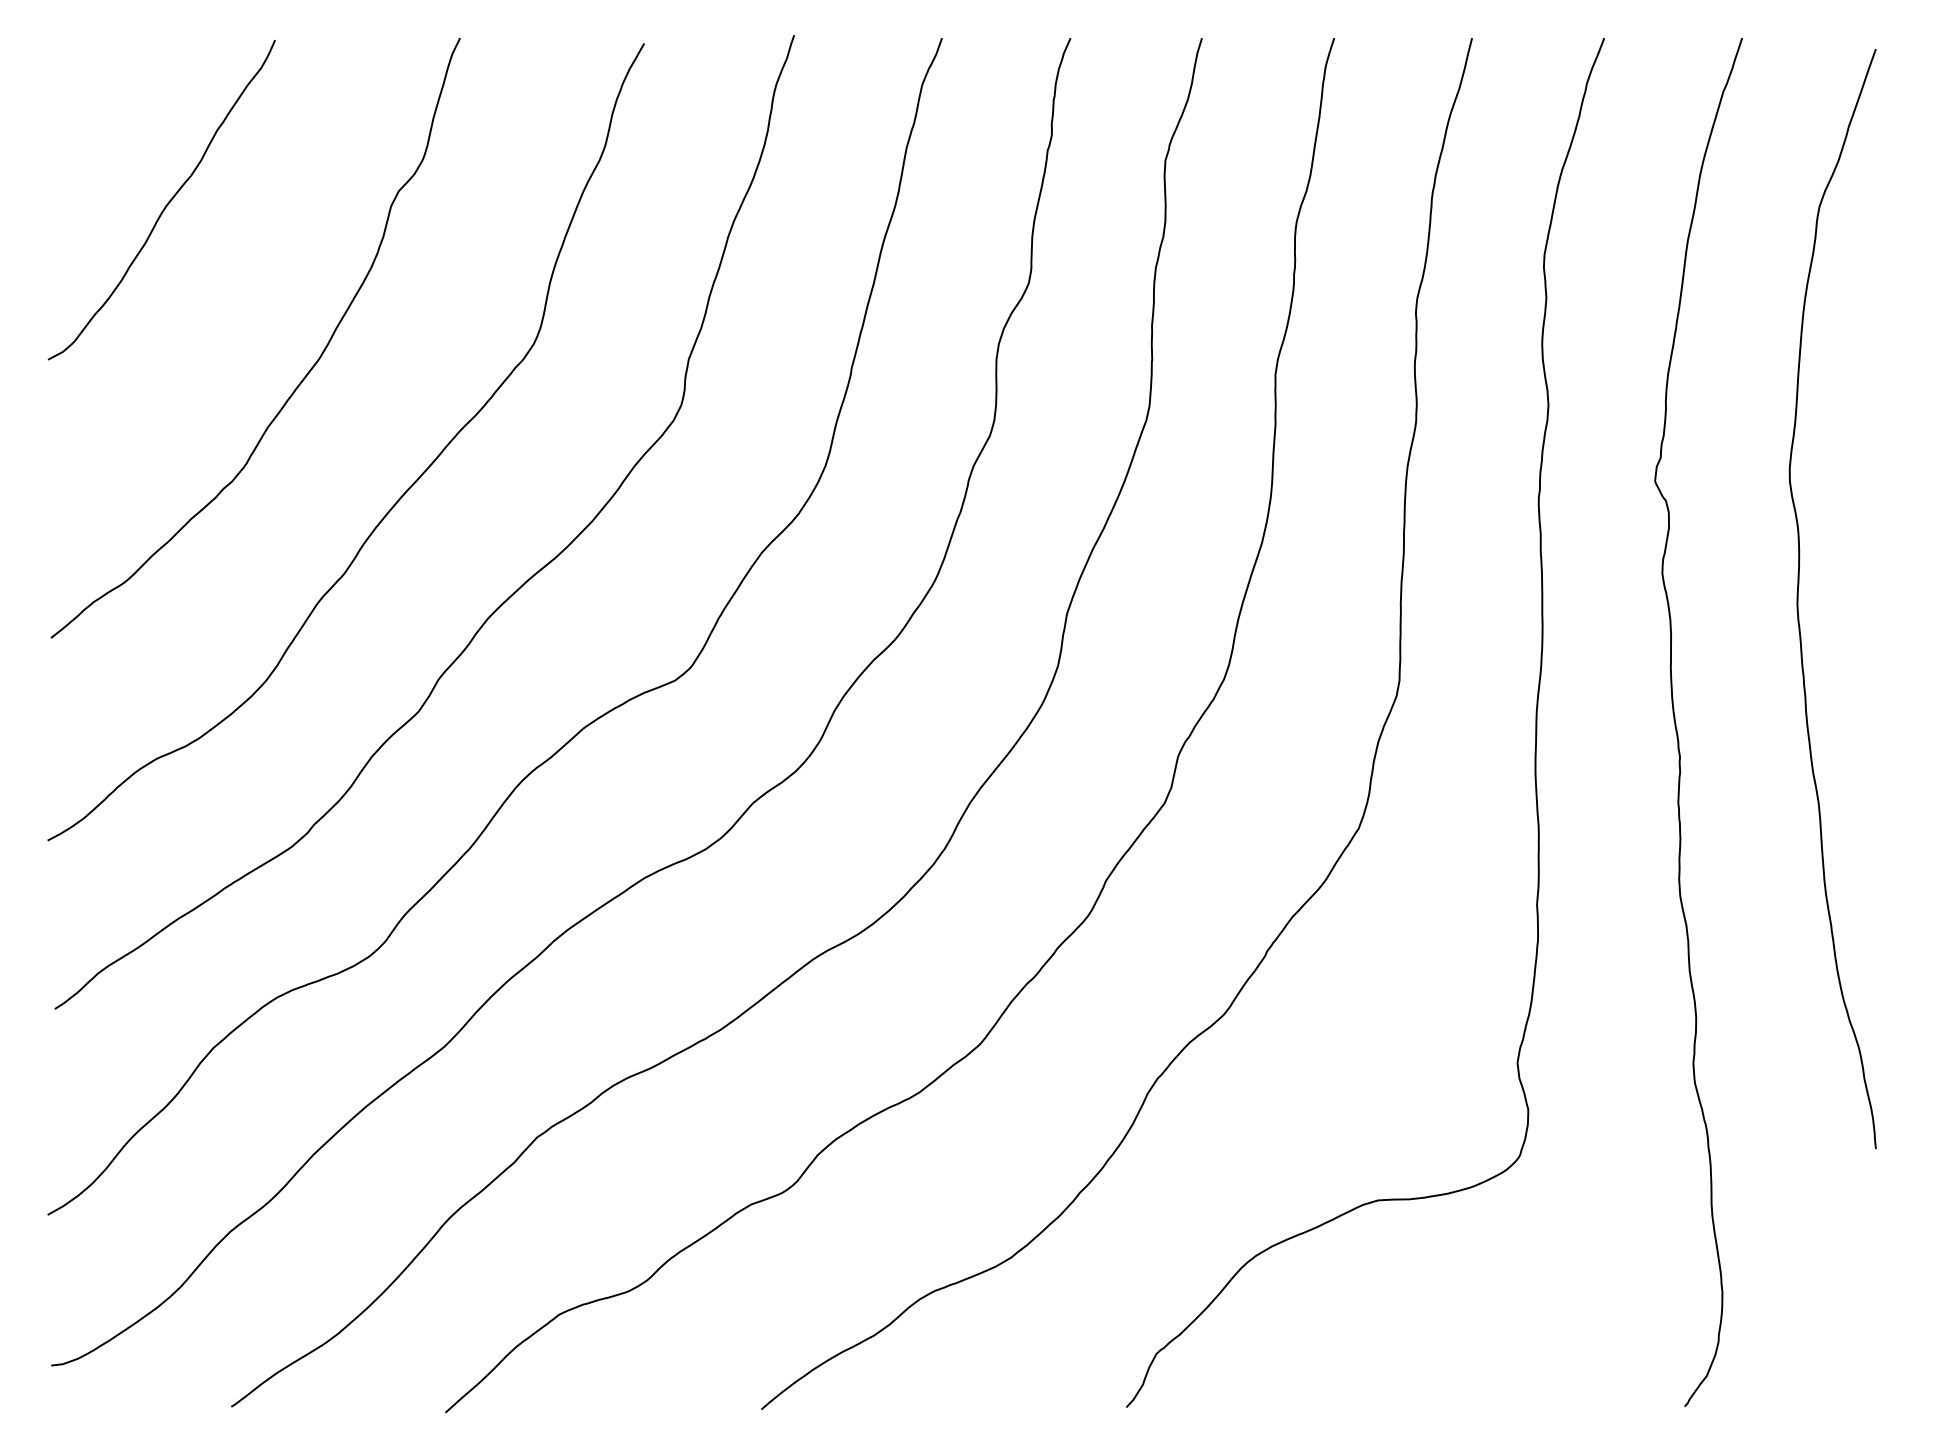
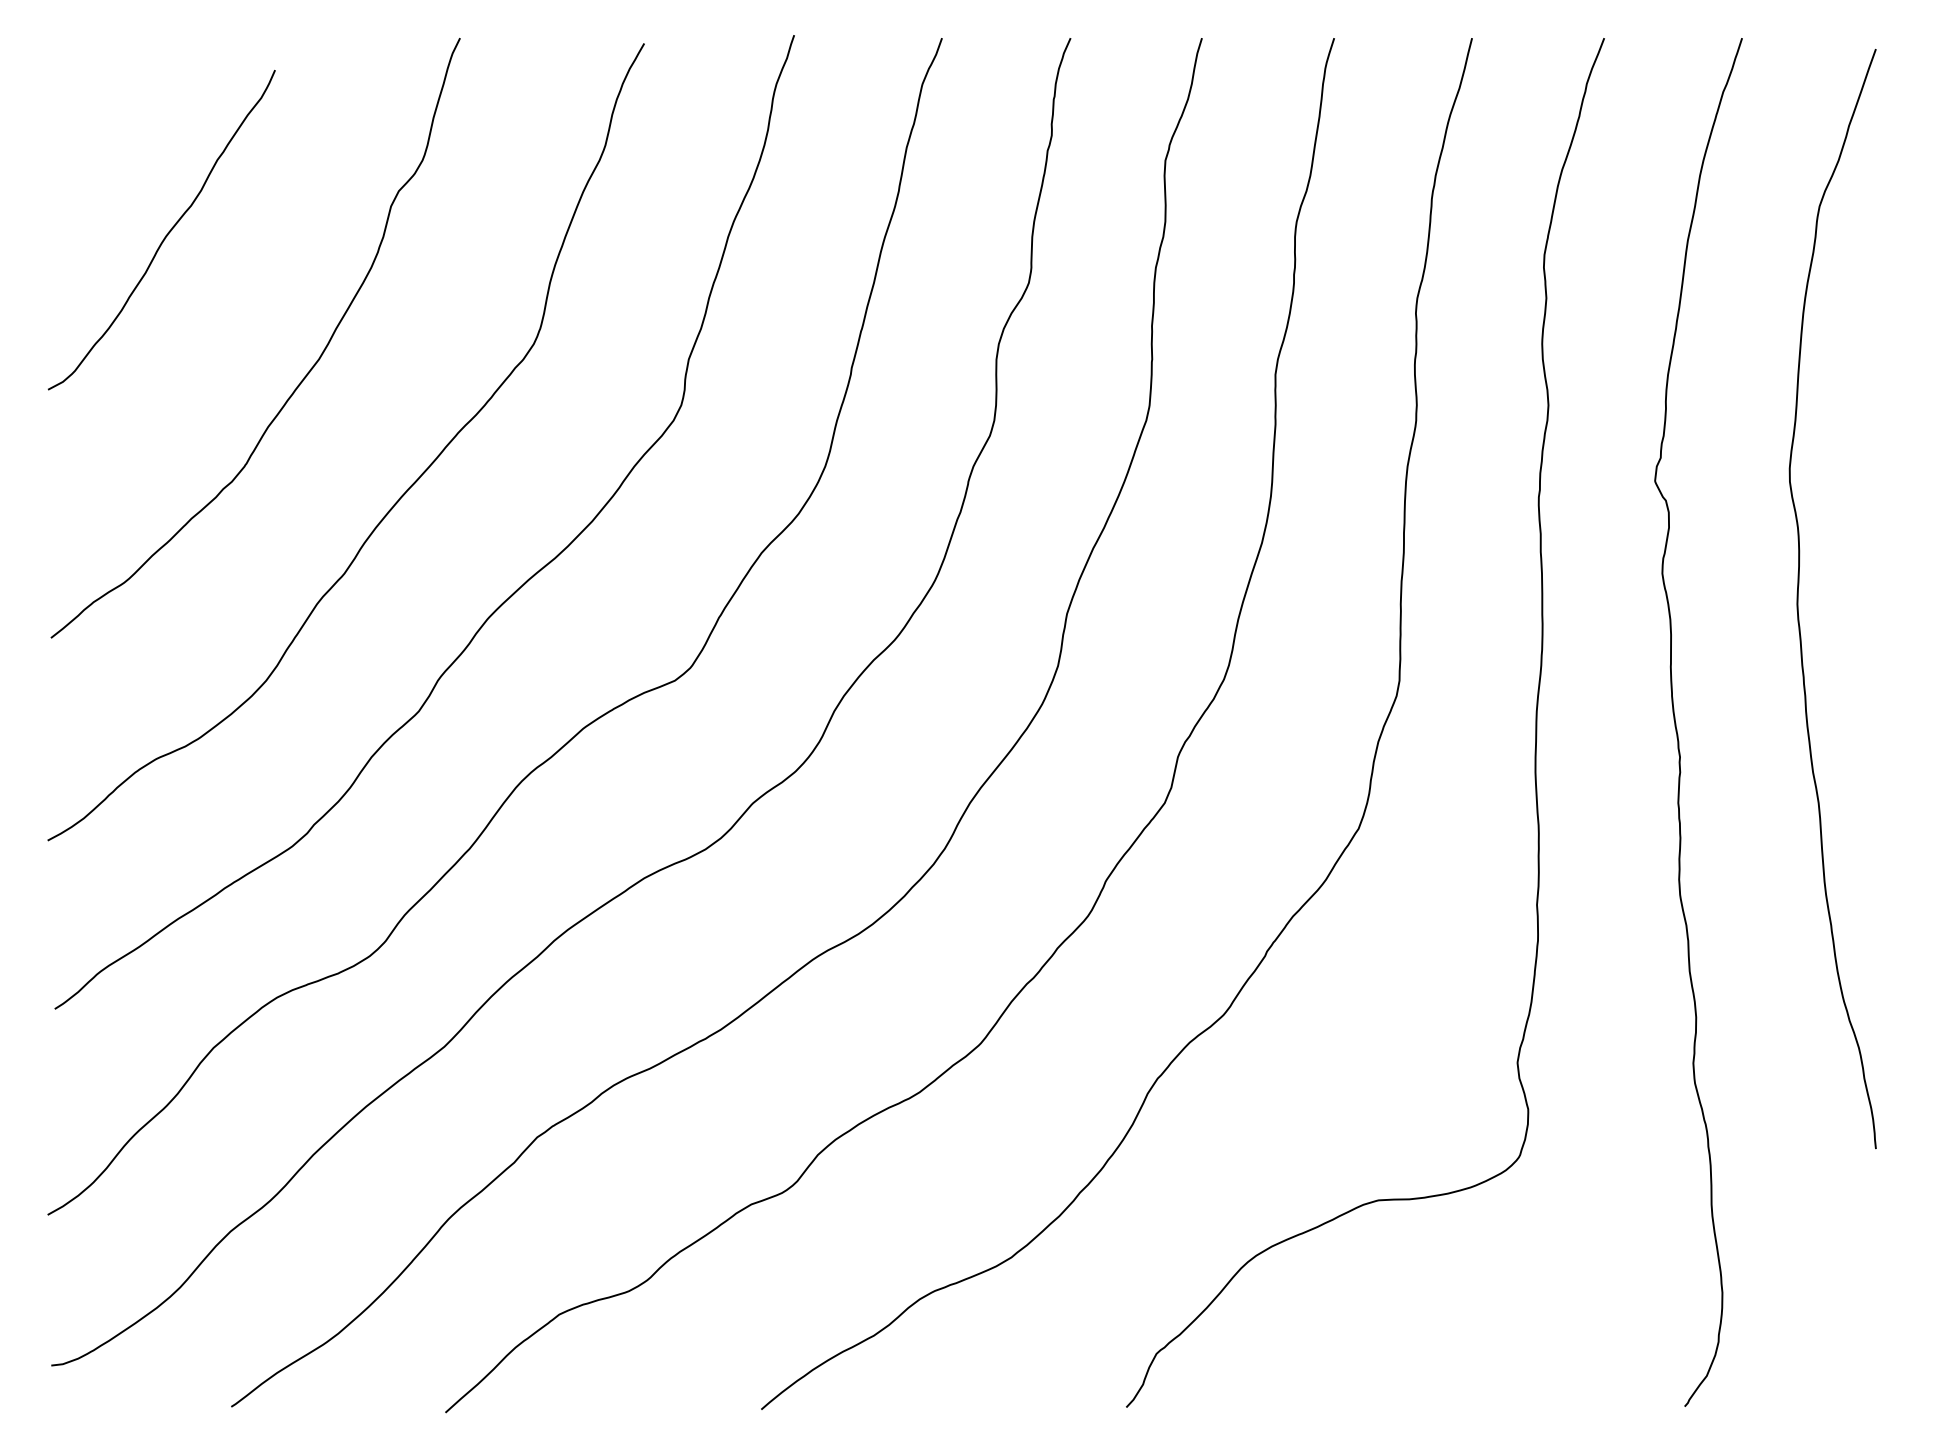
curve position: (166, 204) -> (166, 234) (166, 234)
